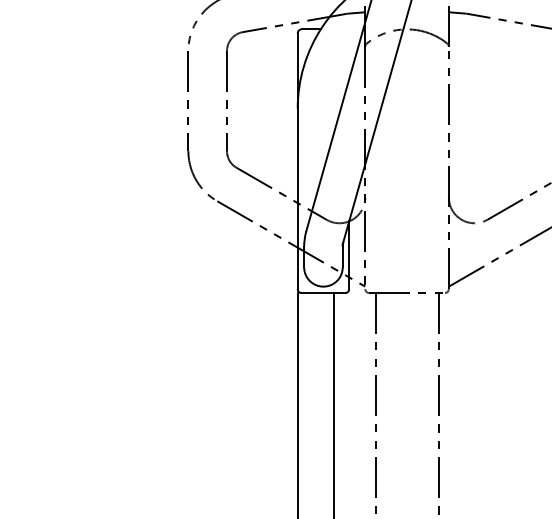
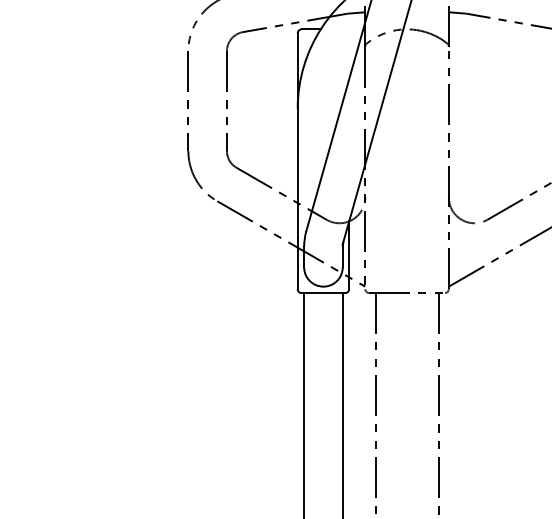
line position: (298, 404) -> (304, 404) (304, 404)
line position: (333, 404) -> (342, 404) (342, 404)
